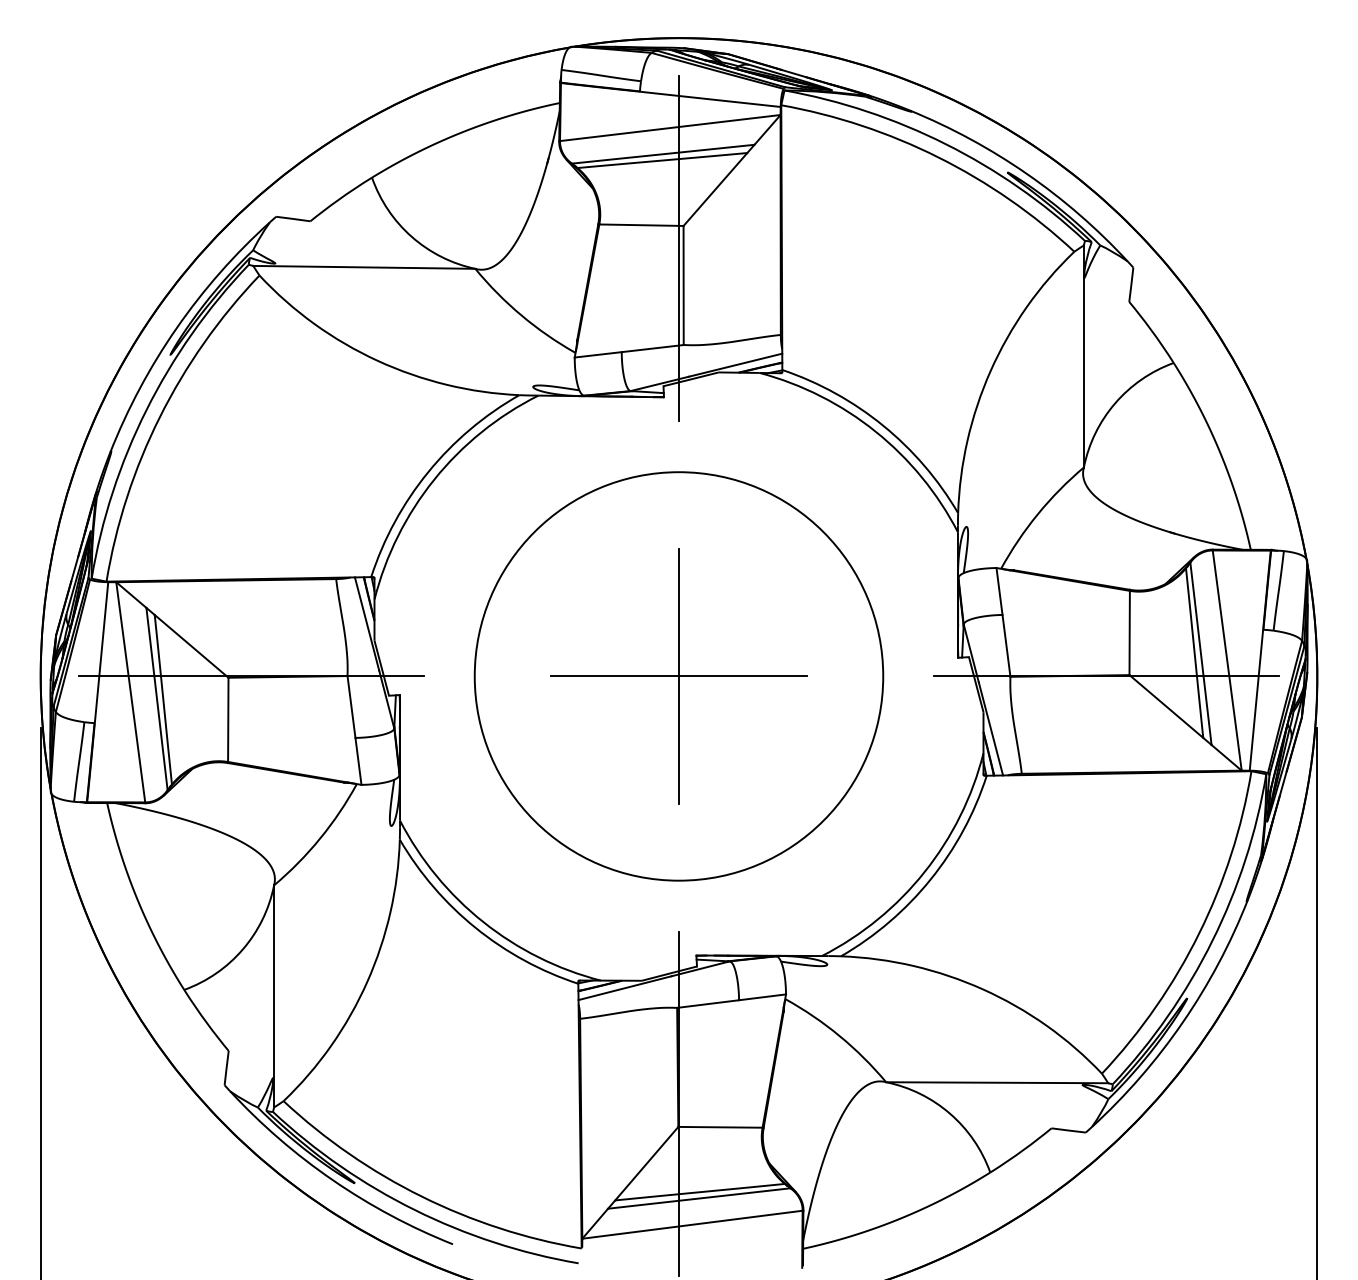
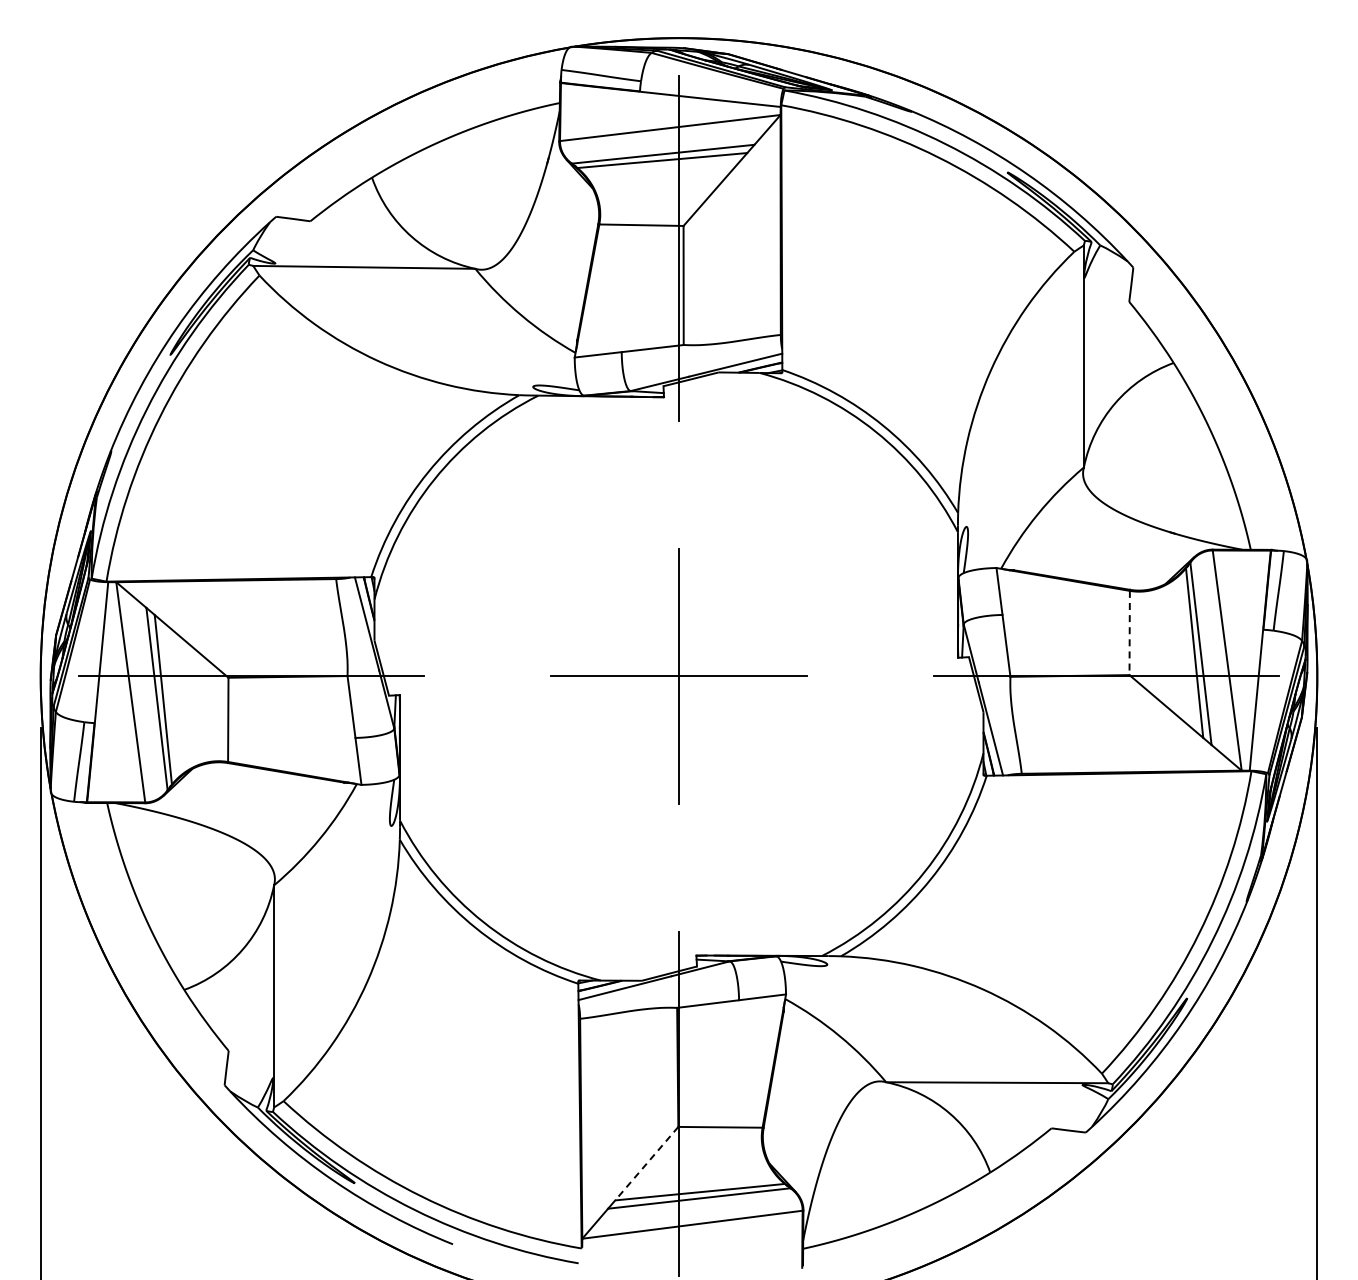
line: solid -> dashed (1129, 633)
circle: present -> none (678, 676)
line: solid -> dashed (646, 1164)
